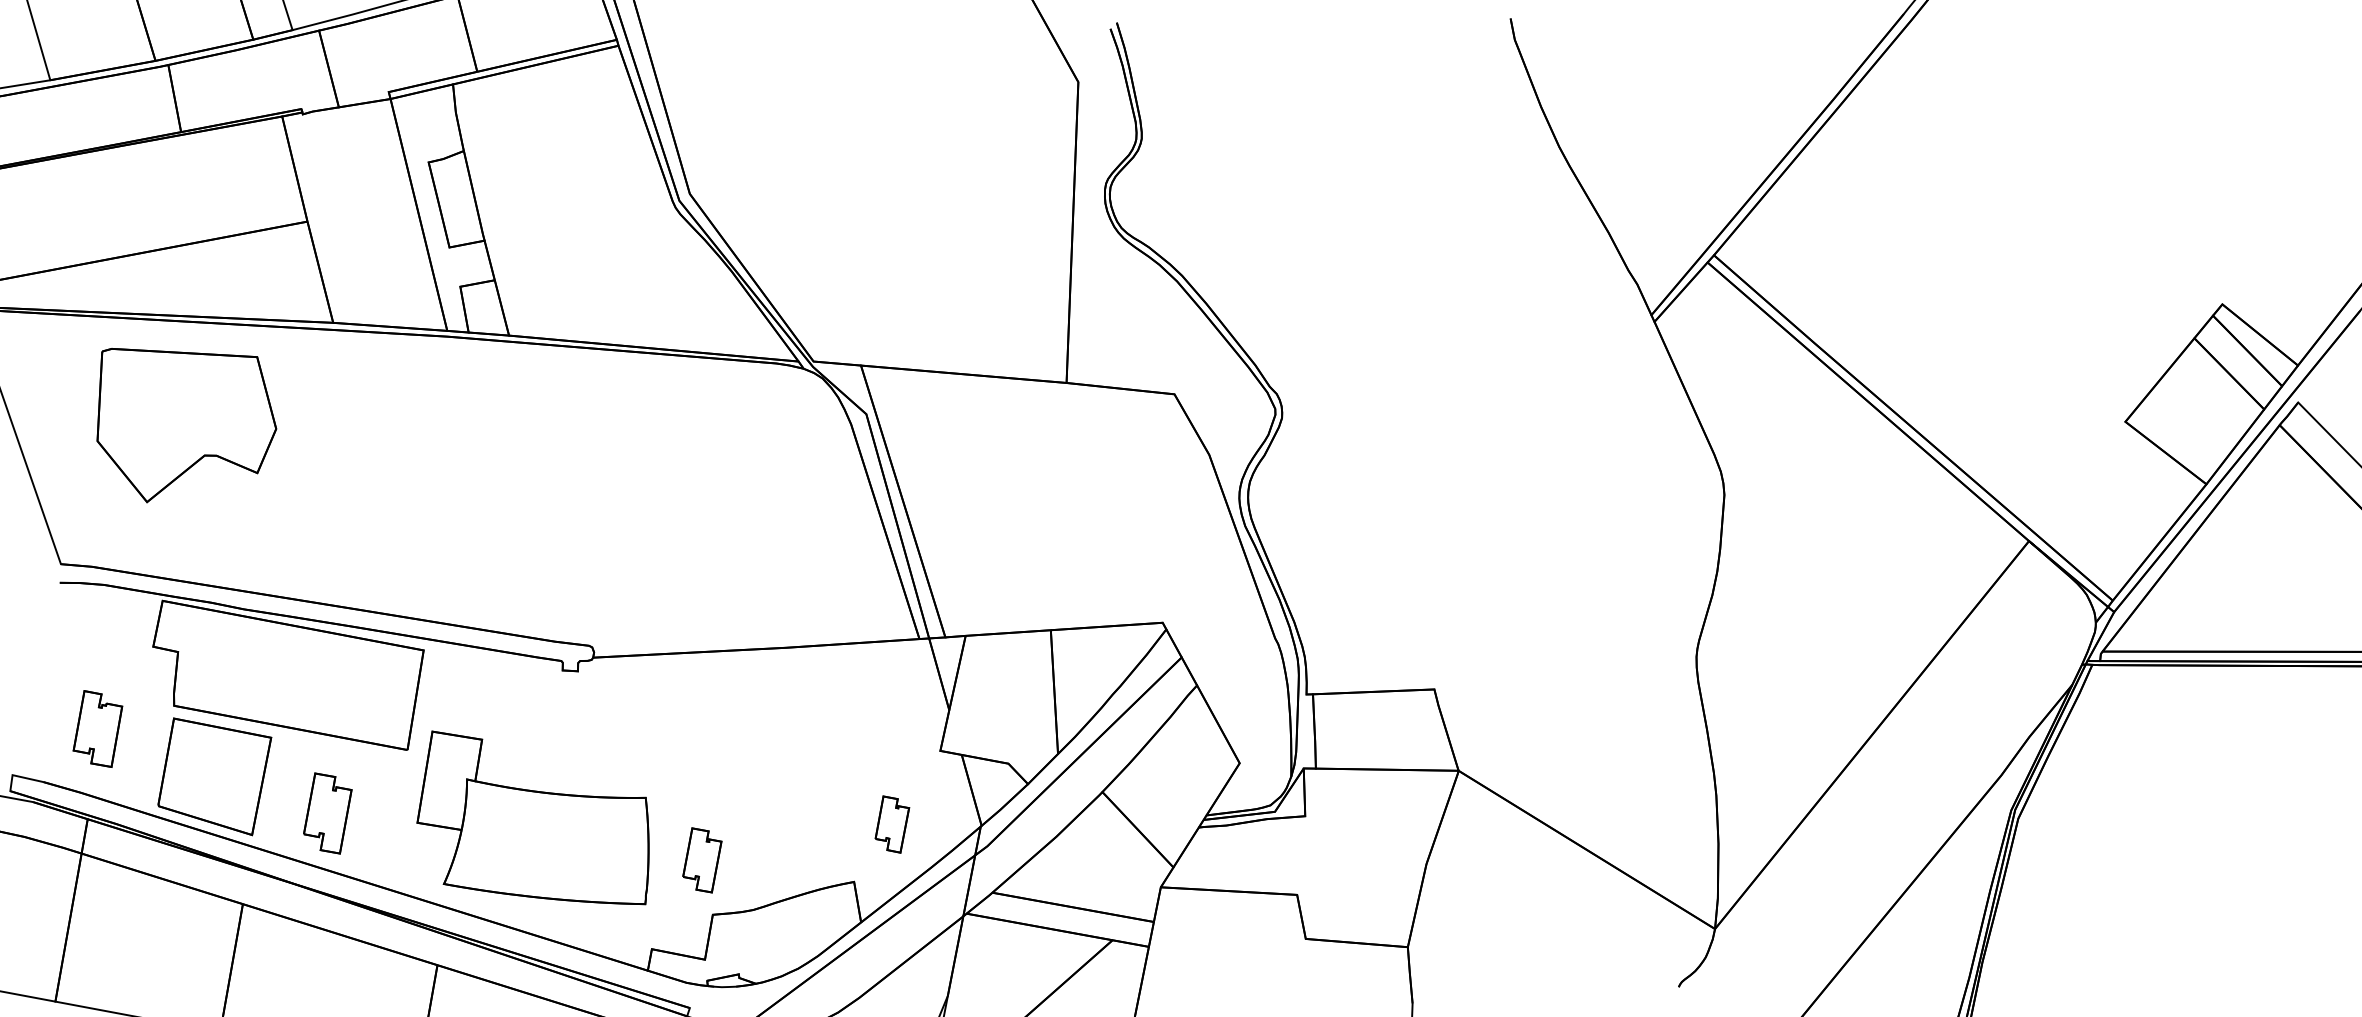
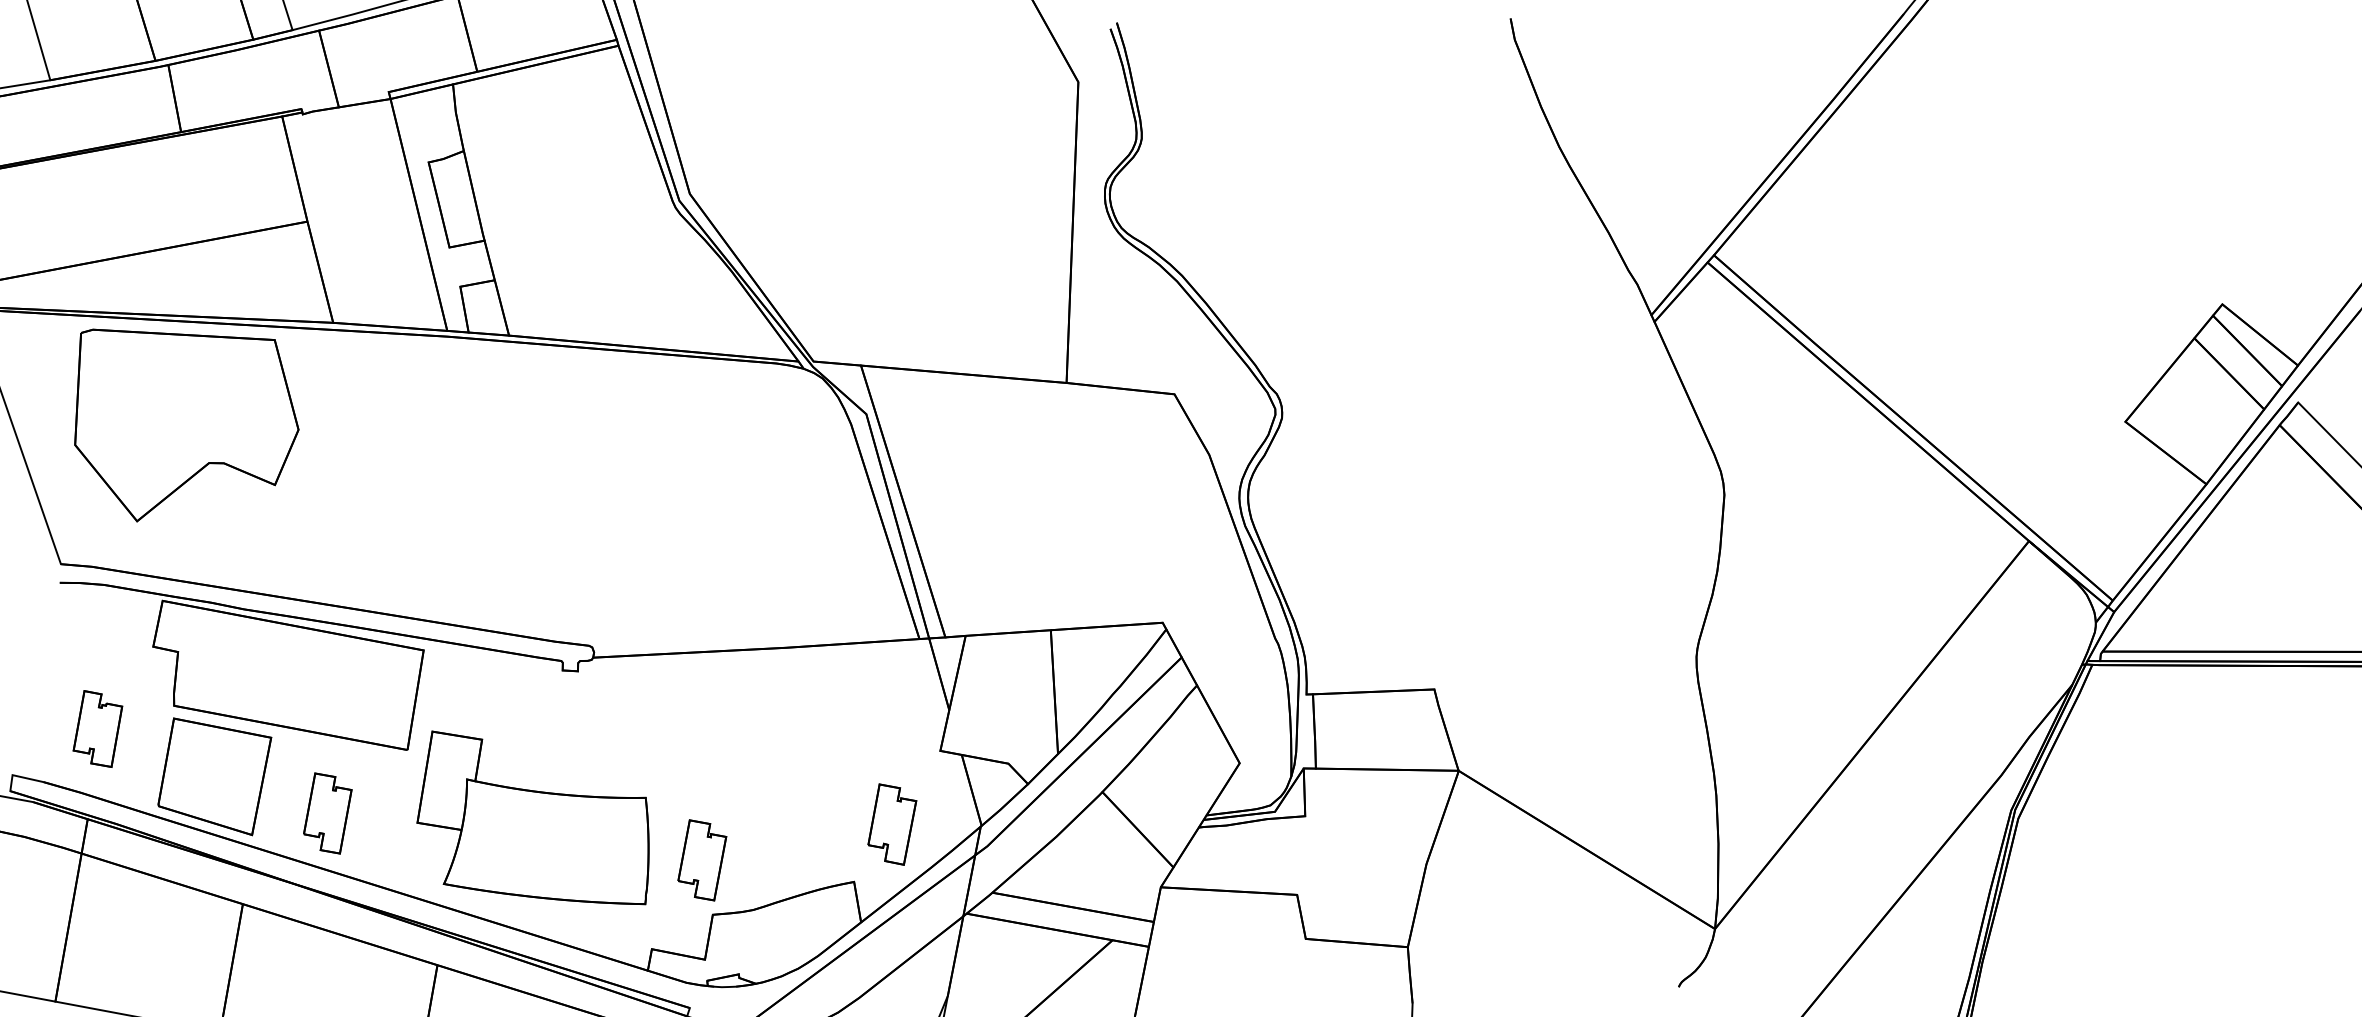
part size: 182x156 px -> 226x195 px (186, 425)
part size: 37x59 px -> 51x83 px (892, 824)
part size: 41x67 px -> 51x83 px (702, 860)
